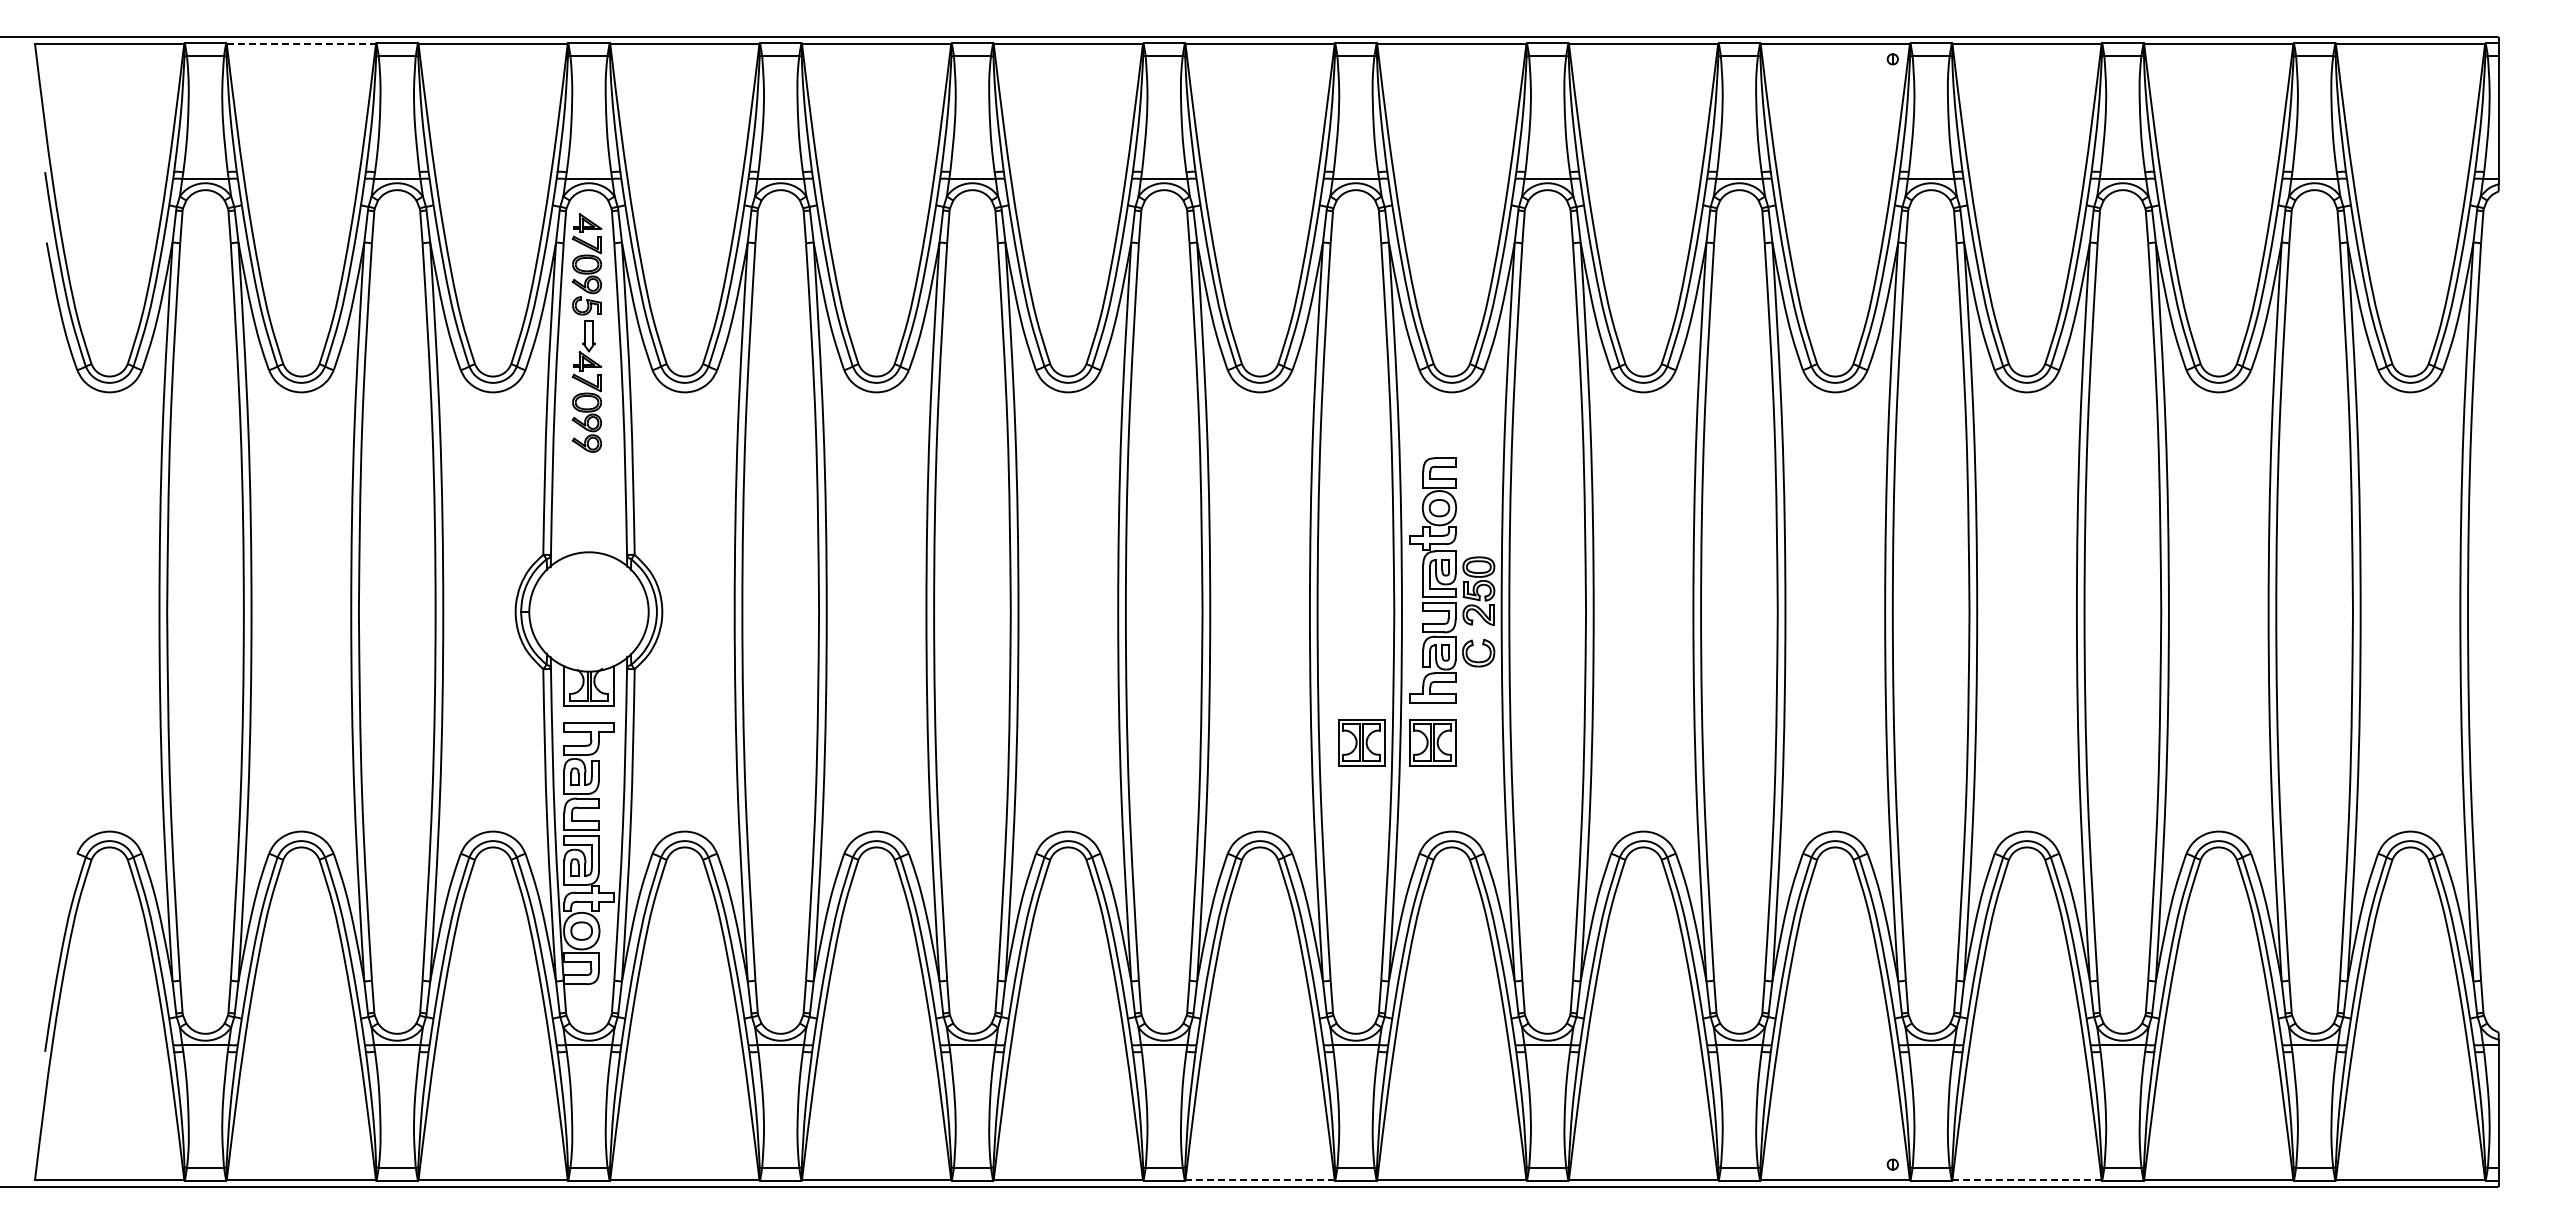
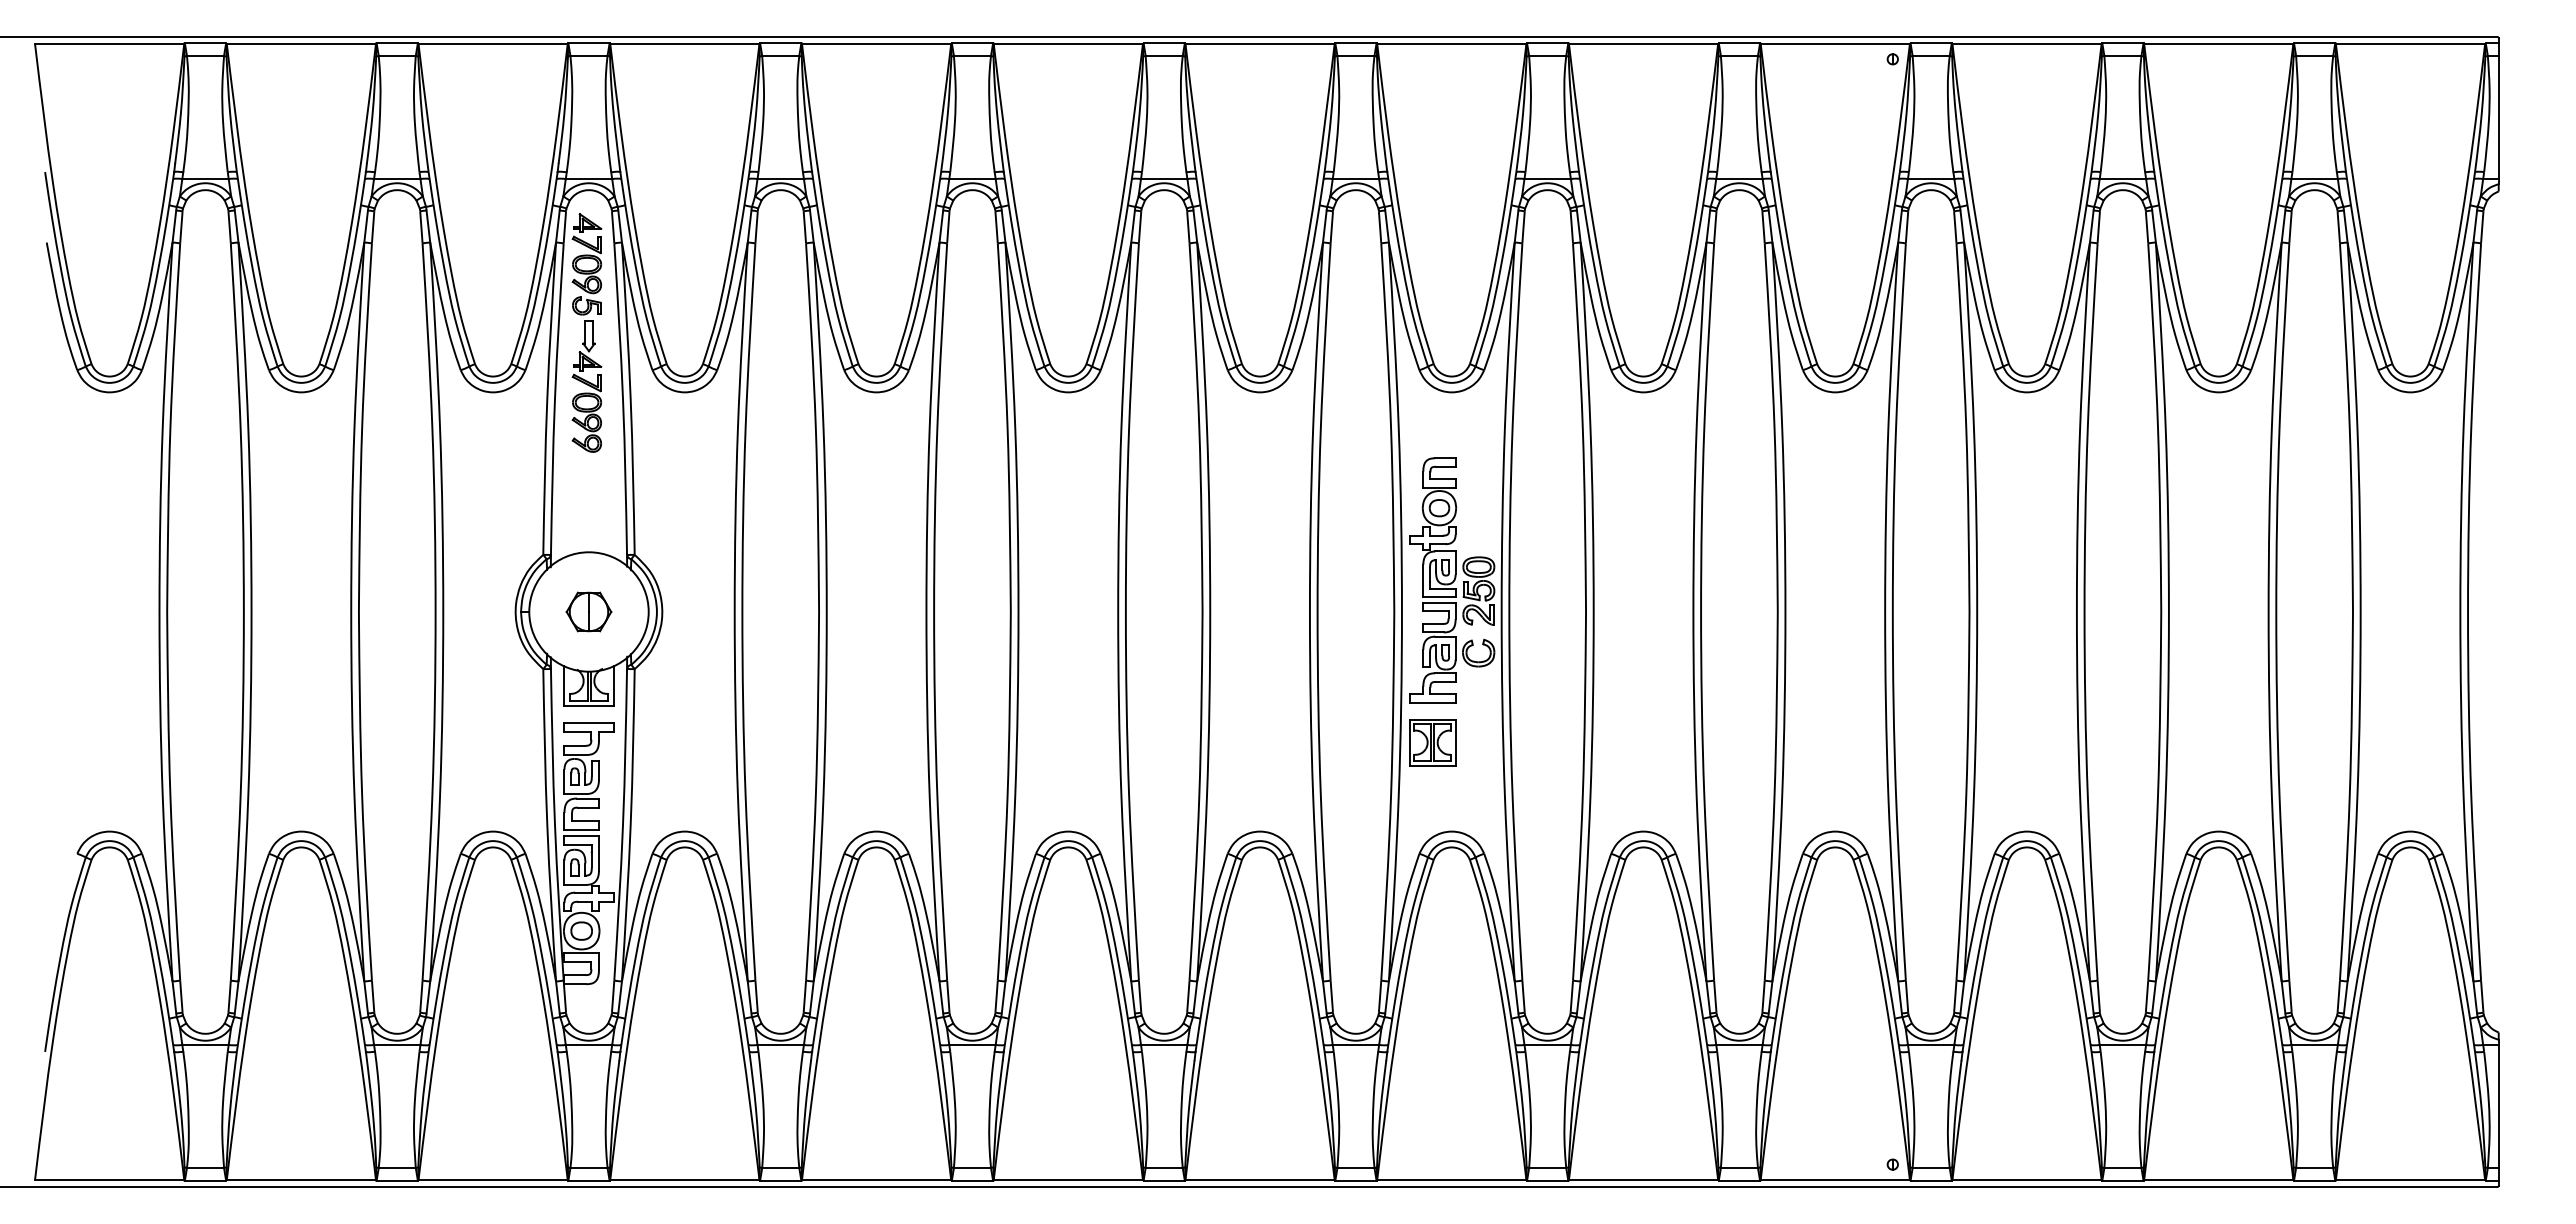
line: dashed -> solid (301, 43)
part: none -> present (588, 611)
part: present -> none (1361, 742)
line: dashed -> solid (1260, 1180)
line: dashed -> solid (2027, 1180)
